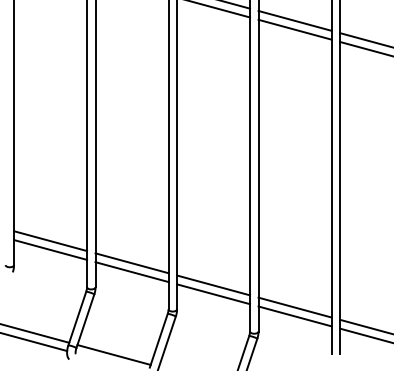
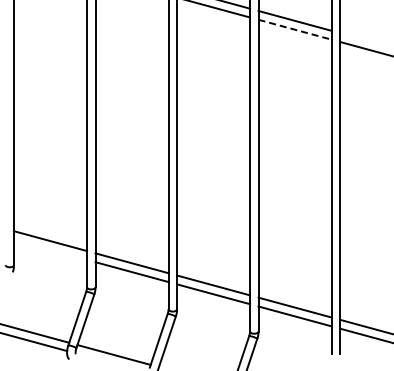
line: solid -> dashed (295, 29)
line: present -> none (365, 39)
line: present -> none (50, 249)
